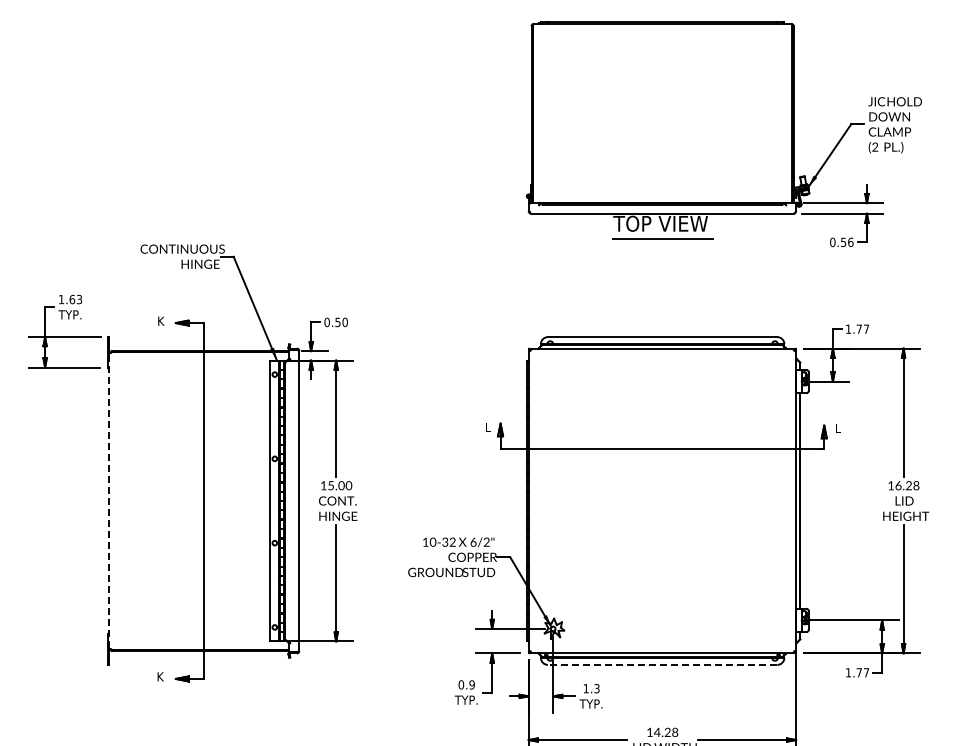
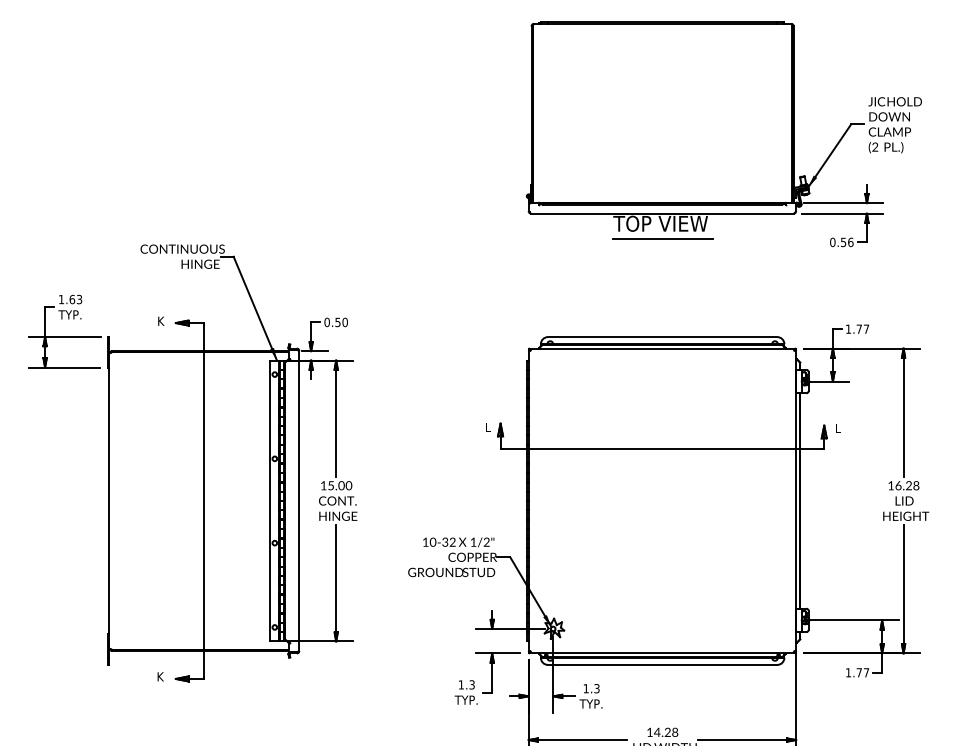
line: dashed -> solid (109, 500)
text: 6/2" -> 1/2" (473, 541)
line: dashed -> solid (662, 664)
text: 0.9 -> 1.3 (466, 684)
